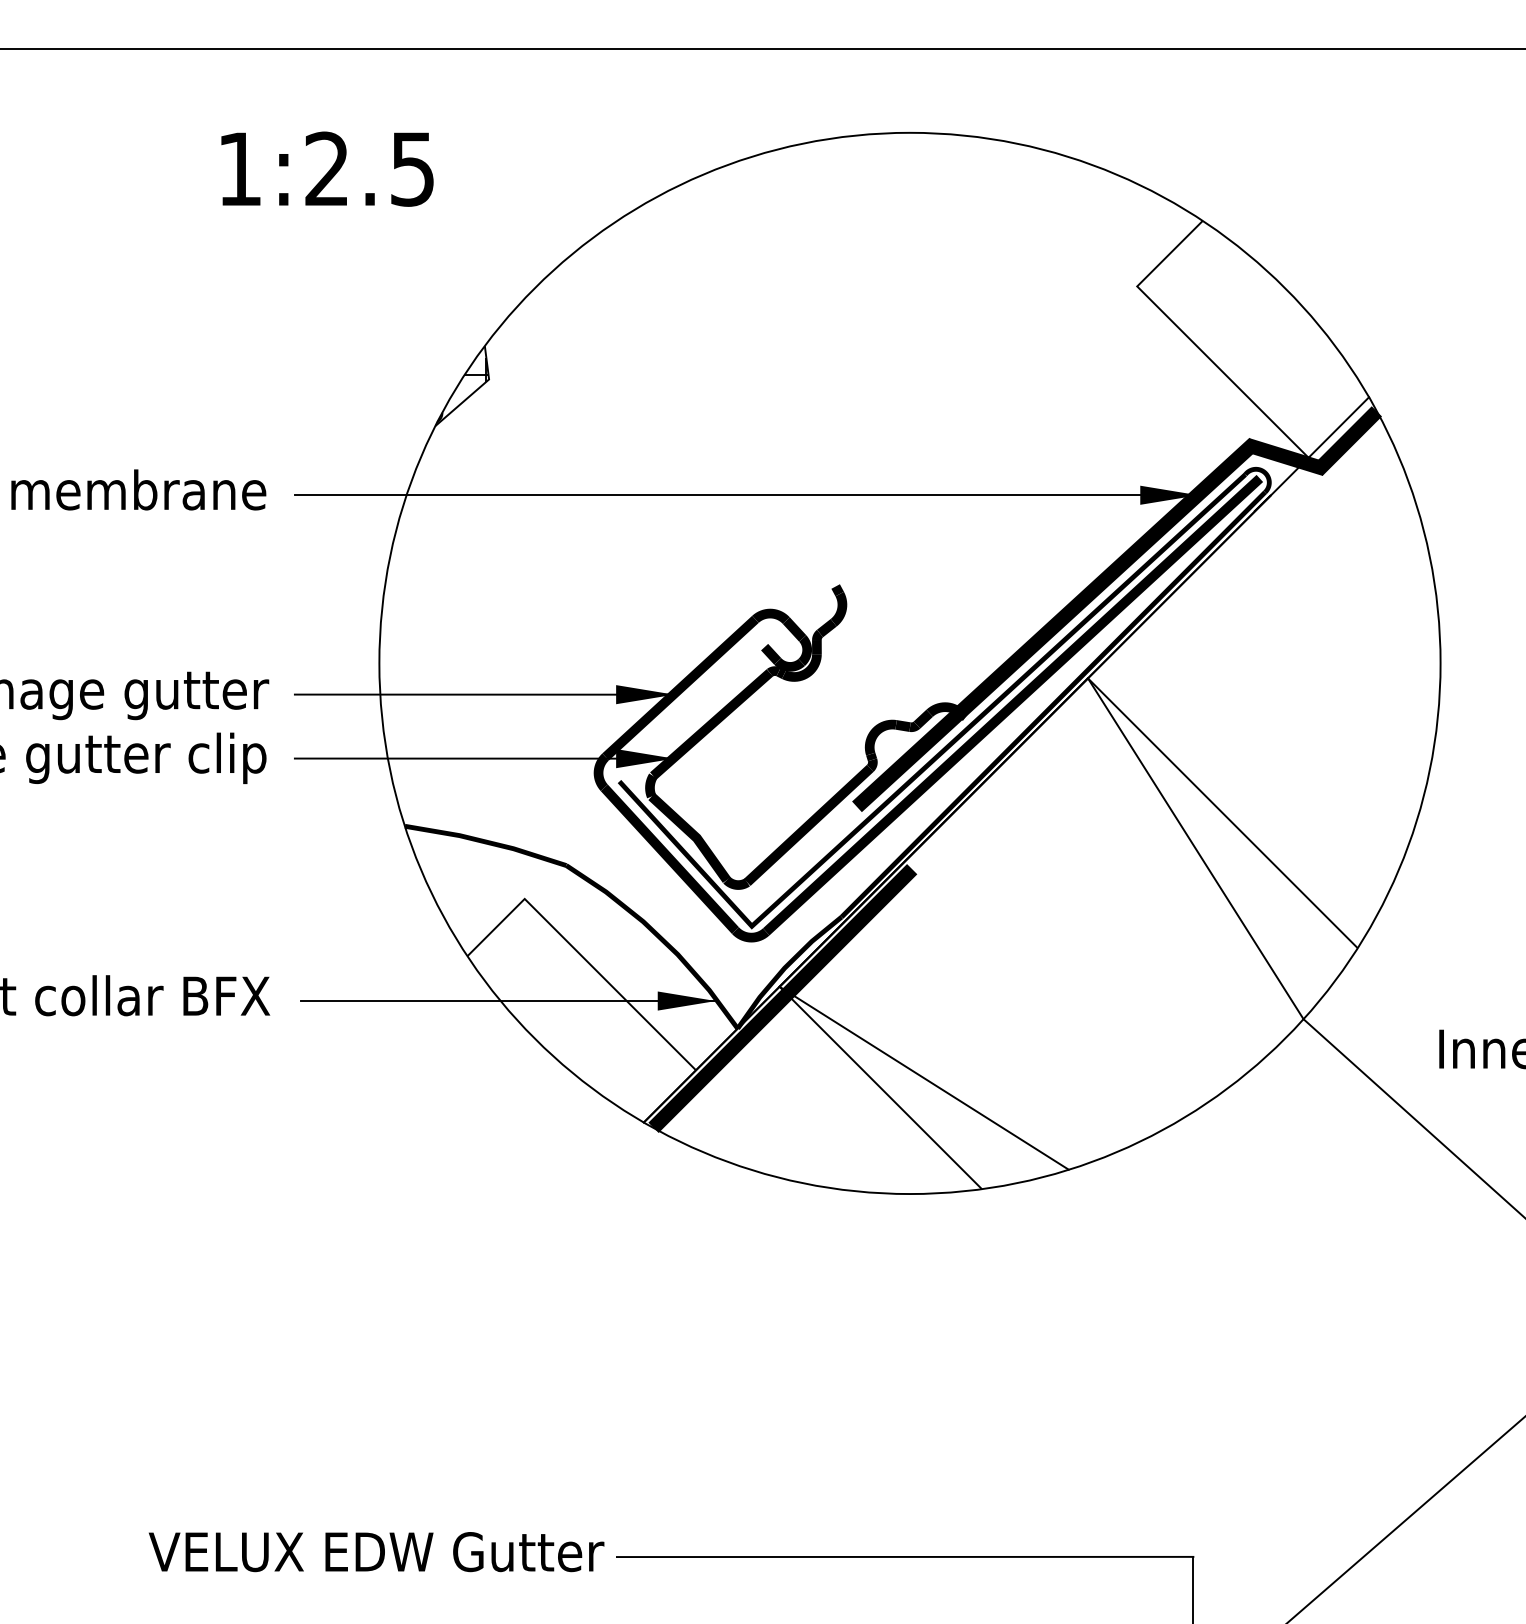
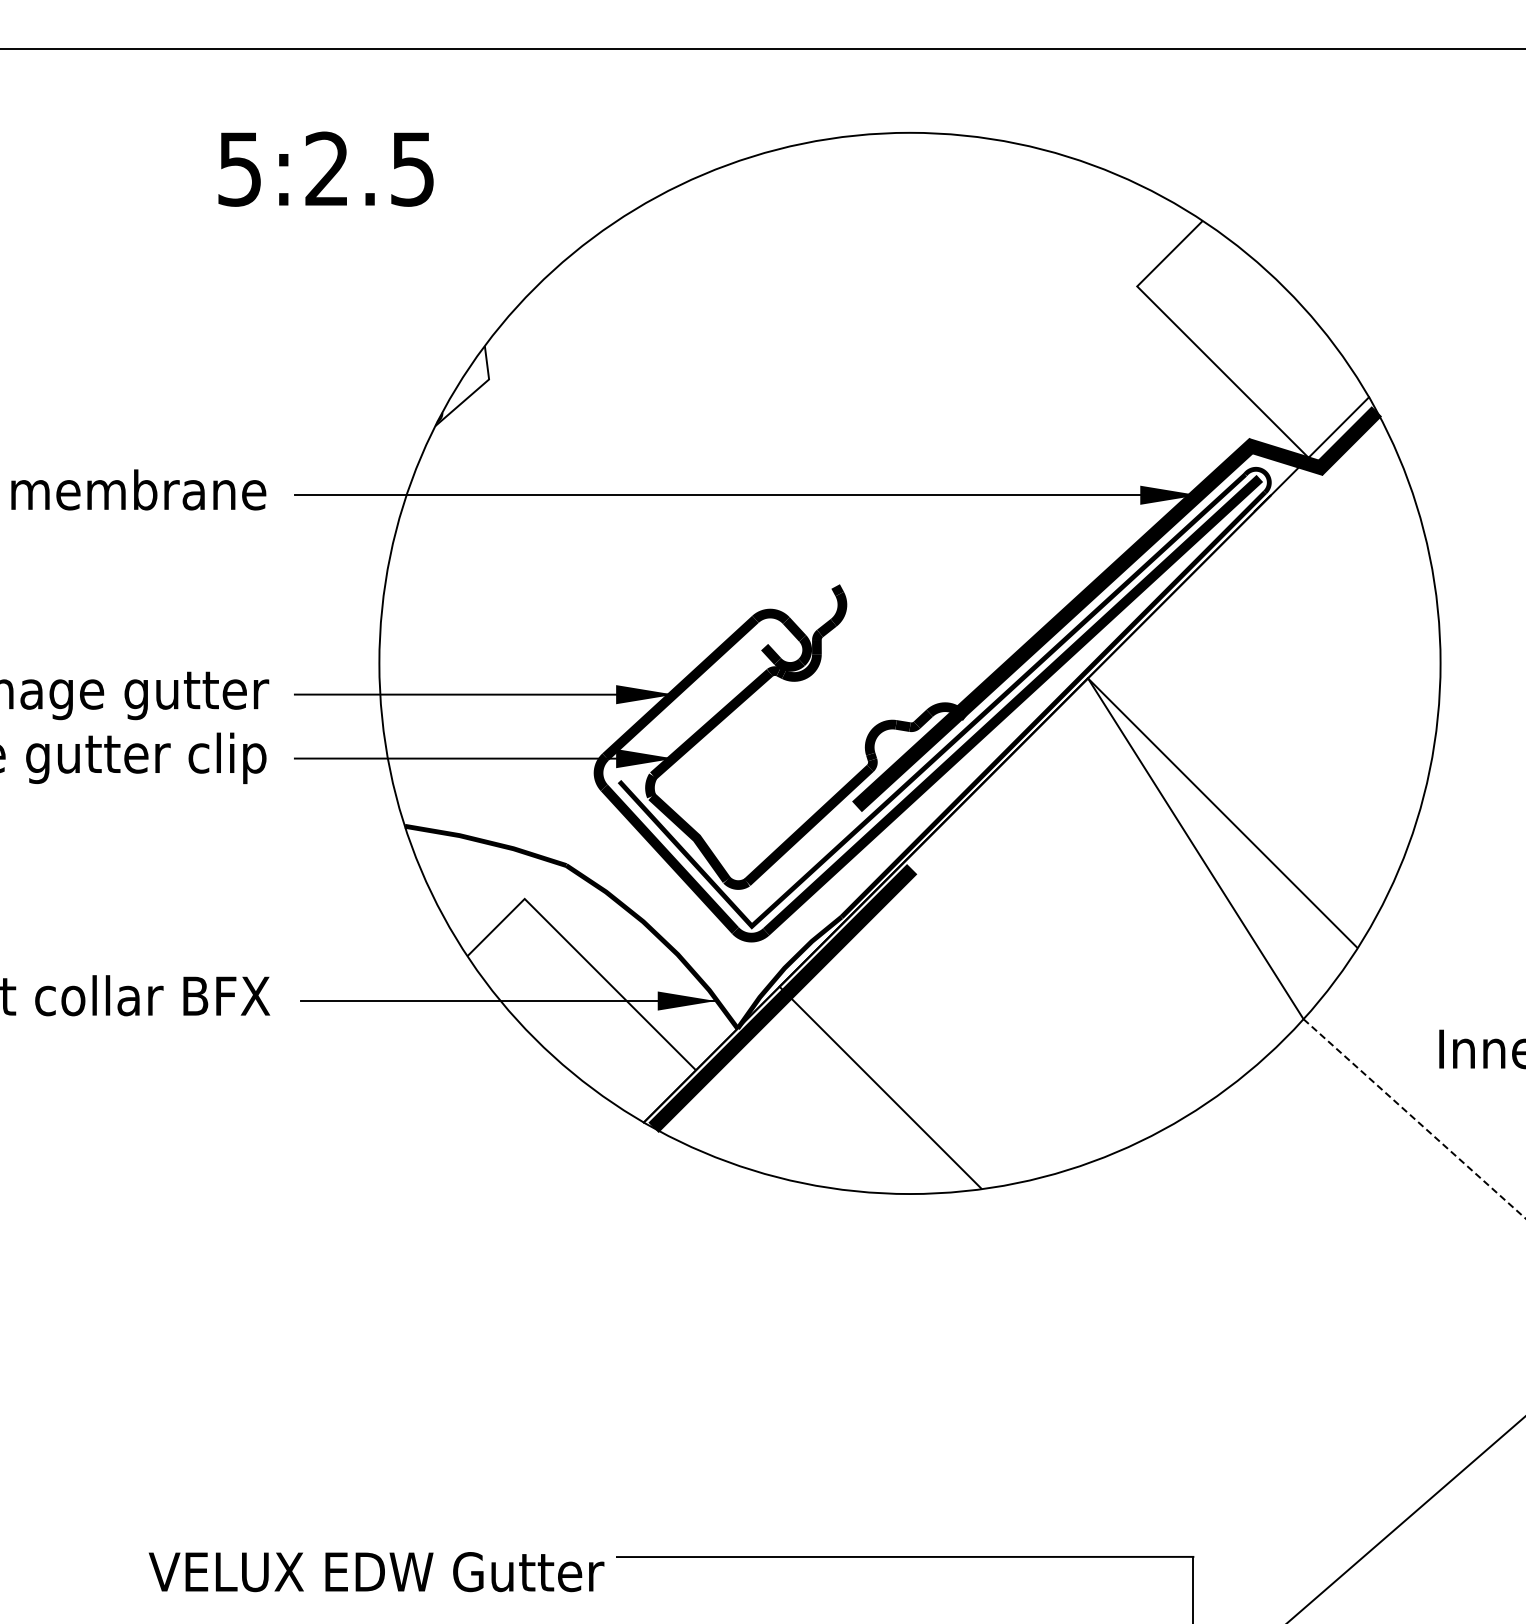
text: 1:2.5 -> 5:2.5 (239, 169)
hatch: present -> none (476, 369)
line: present -> none (923, 1077)
line: solid -> dashed (1415, 1119)
text position: (376, 1552) -> (376, 1572) (376, 1572)
